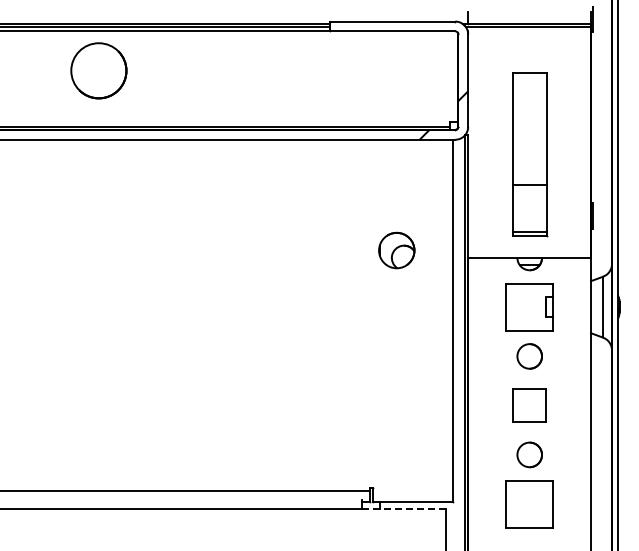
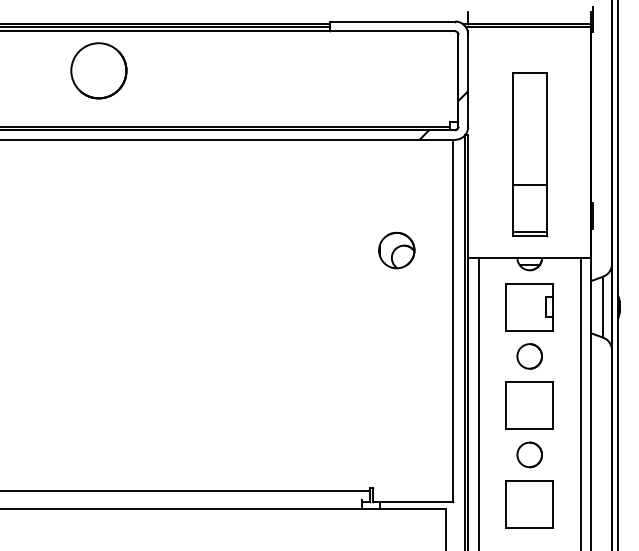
line: none -> present (478, 402)
line: none -> present (580, 402)
part size: 35x35 px -> 49x49 px (529, 405)
line: dashed -> solid (404, 509)
